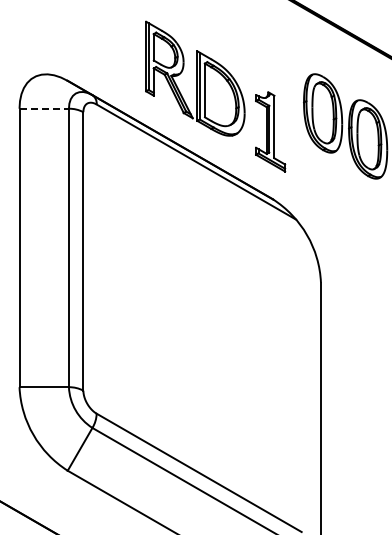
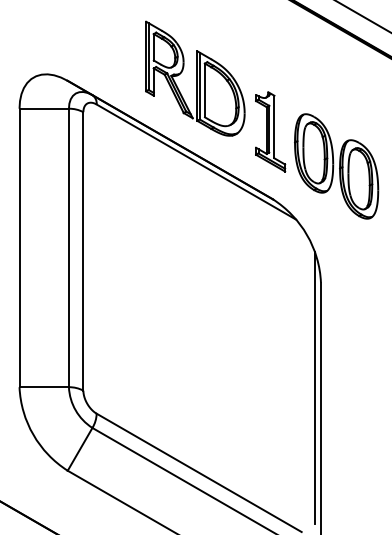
line: none -> present (363, 16)
line: dashed -> solid (44, 108)
part position: (345, 126) -> (336, 166) (336, 166)
line: none -> present (314, 388)
